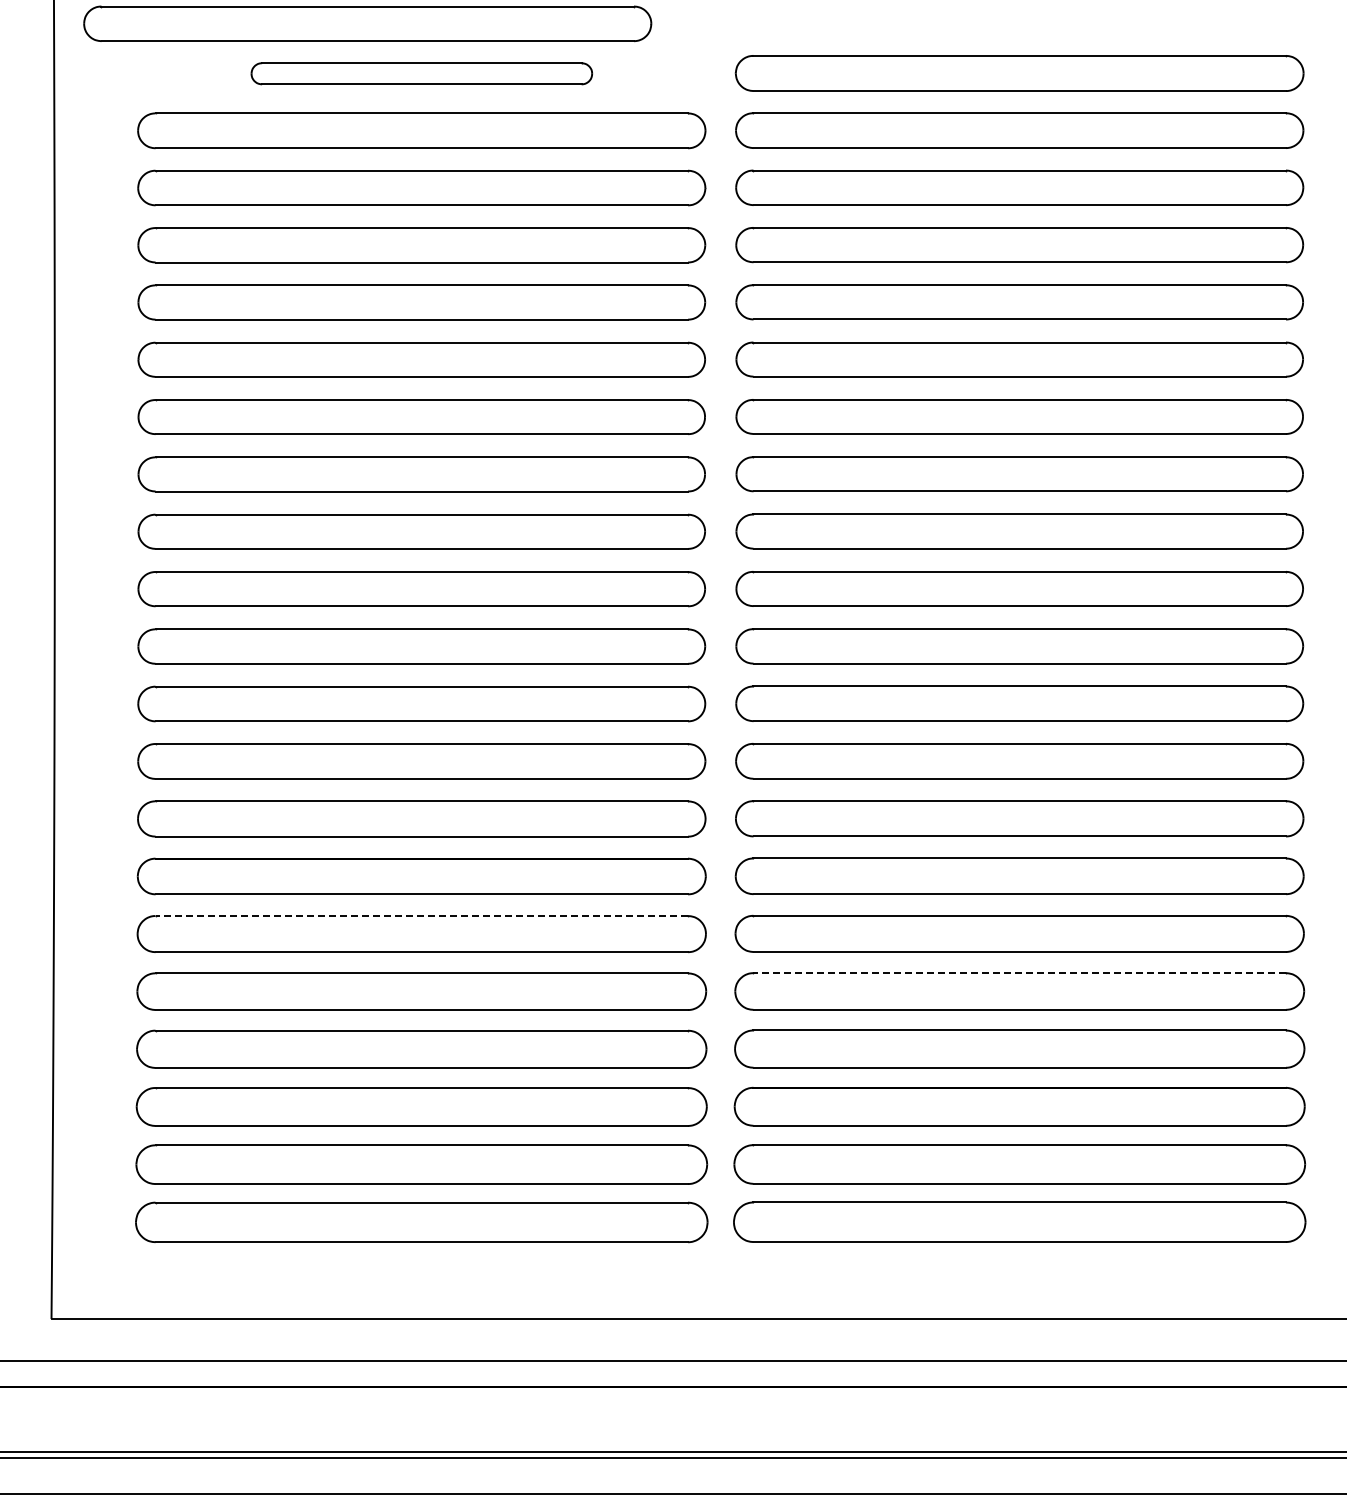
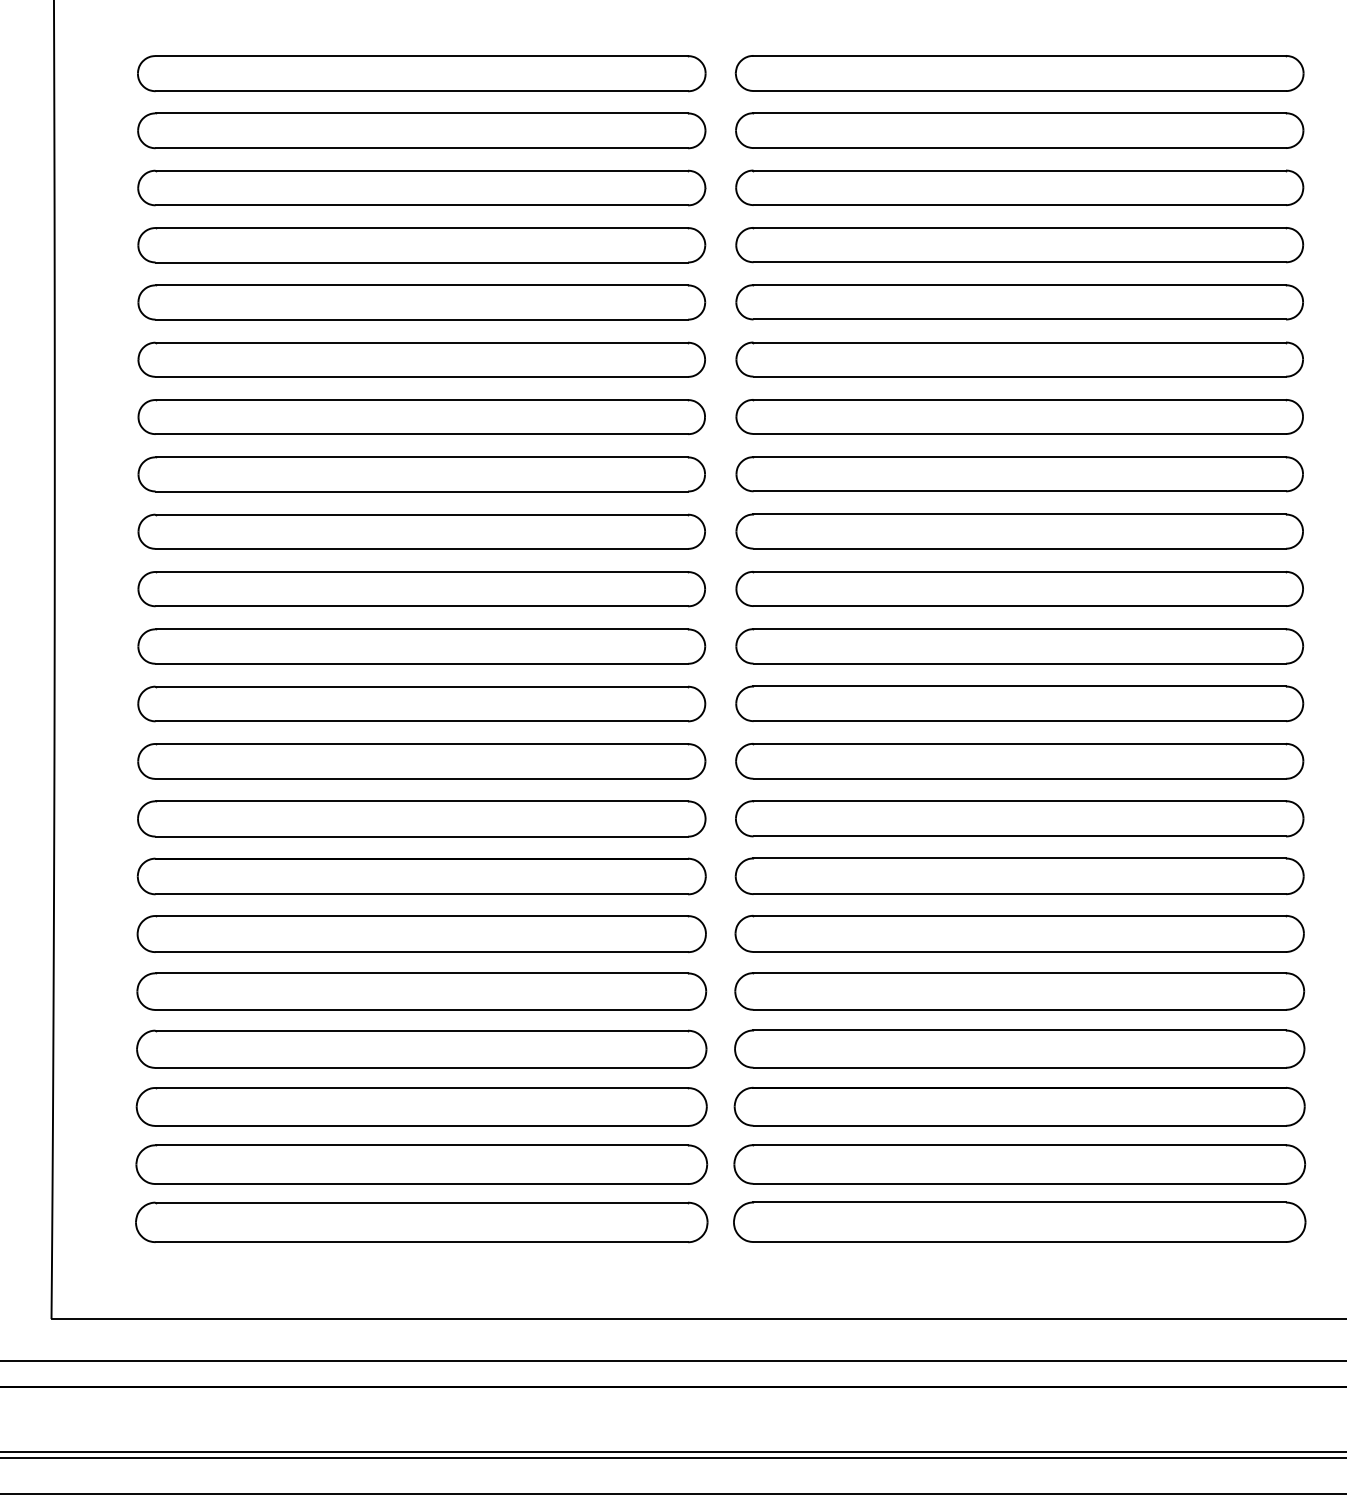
part: present -> none (367, 23)
part size: 344x24 px -> 570x38 px (421, 73)
line: dashed -> solid (421, 916)
line: dashed -> solid (1019, 973)
